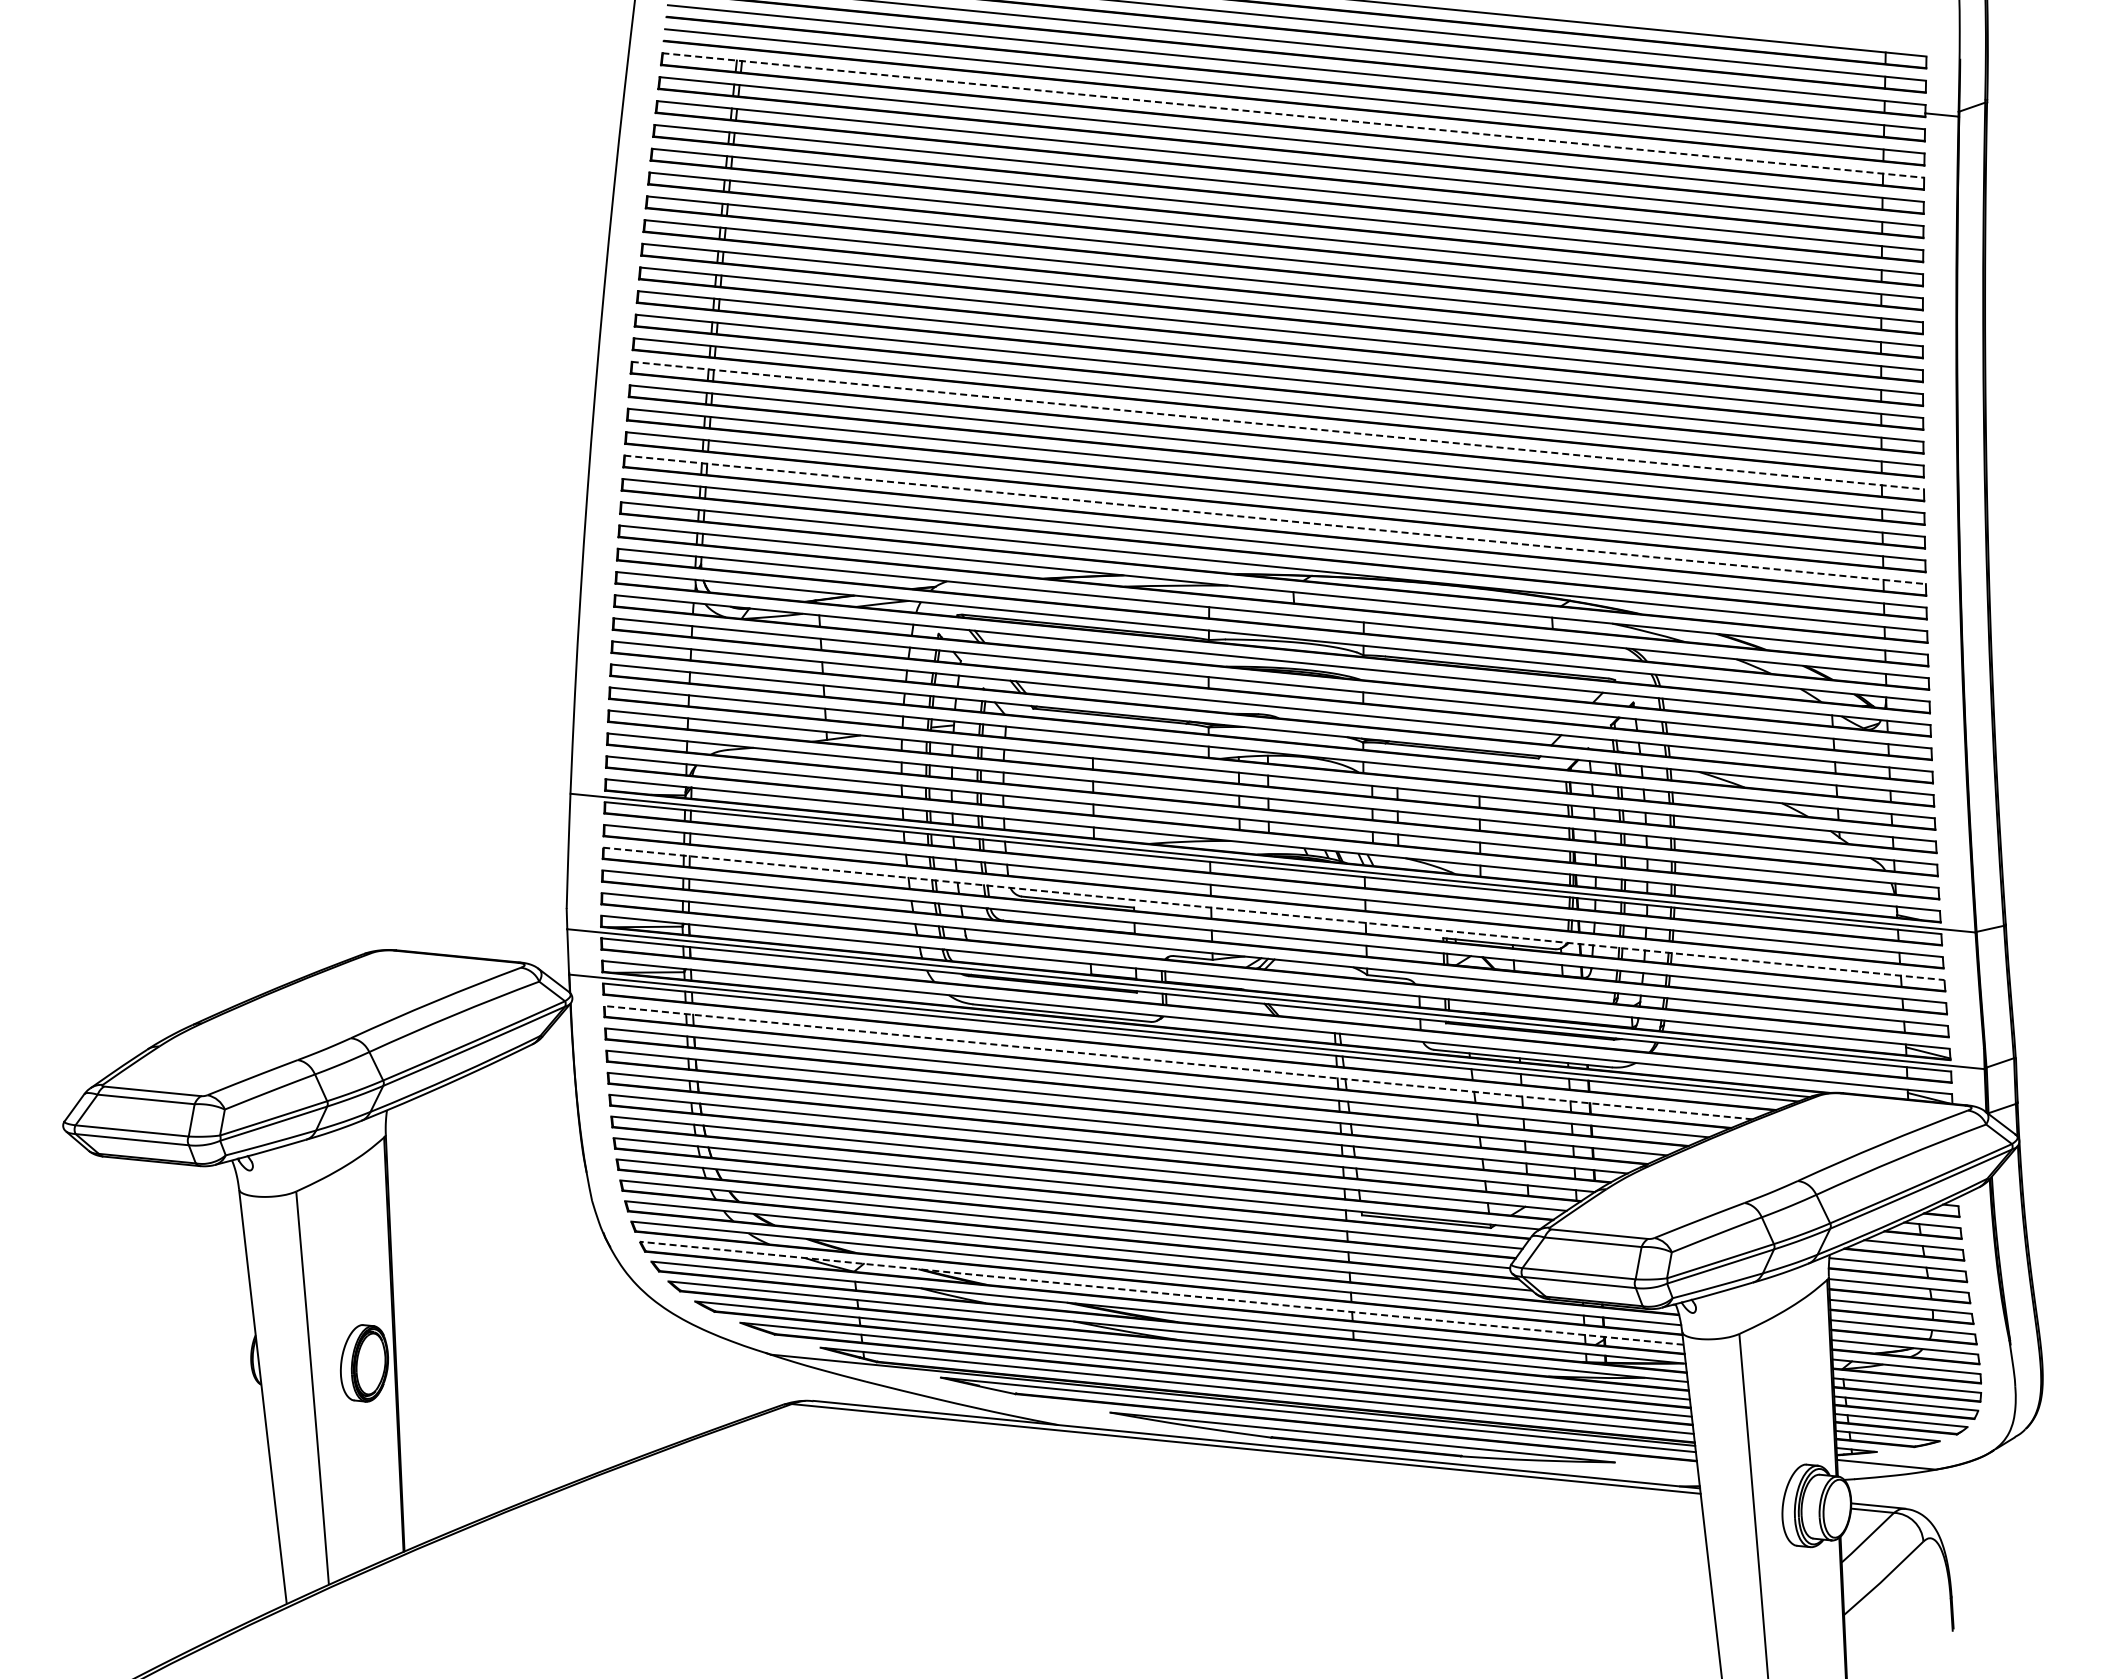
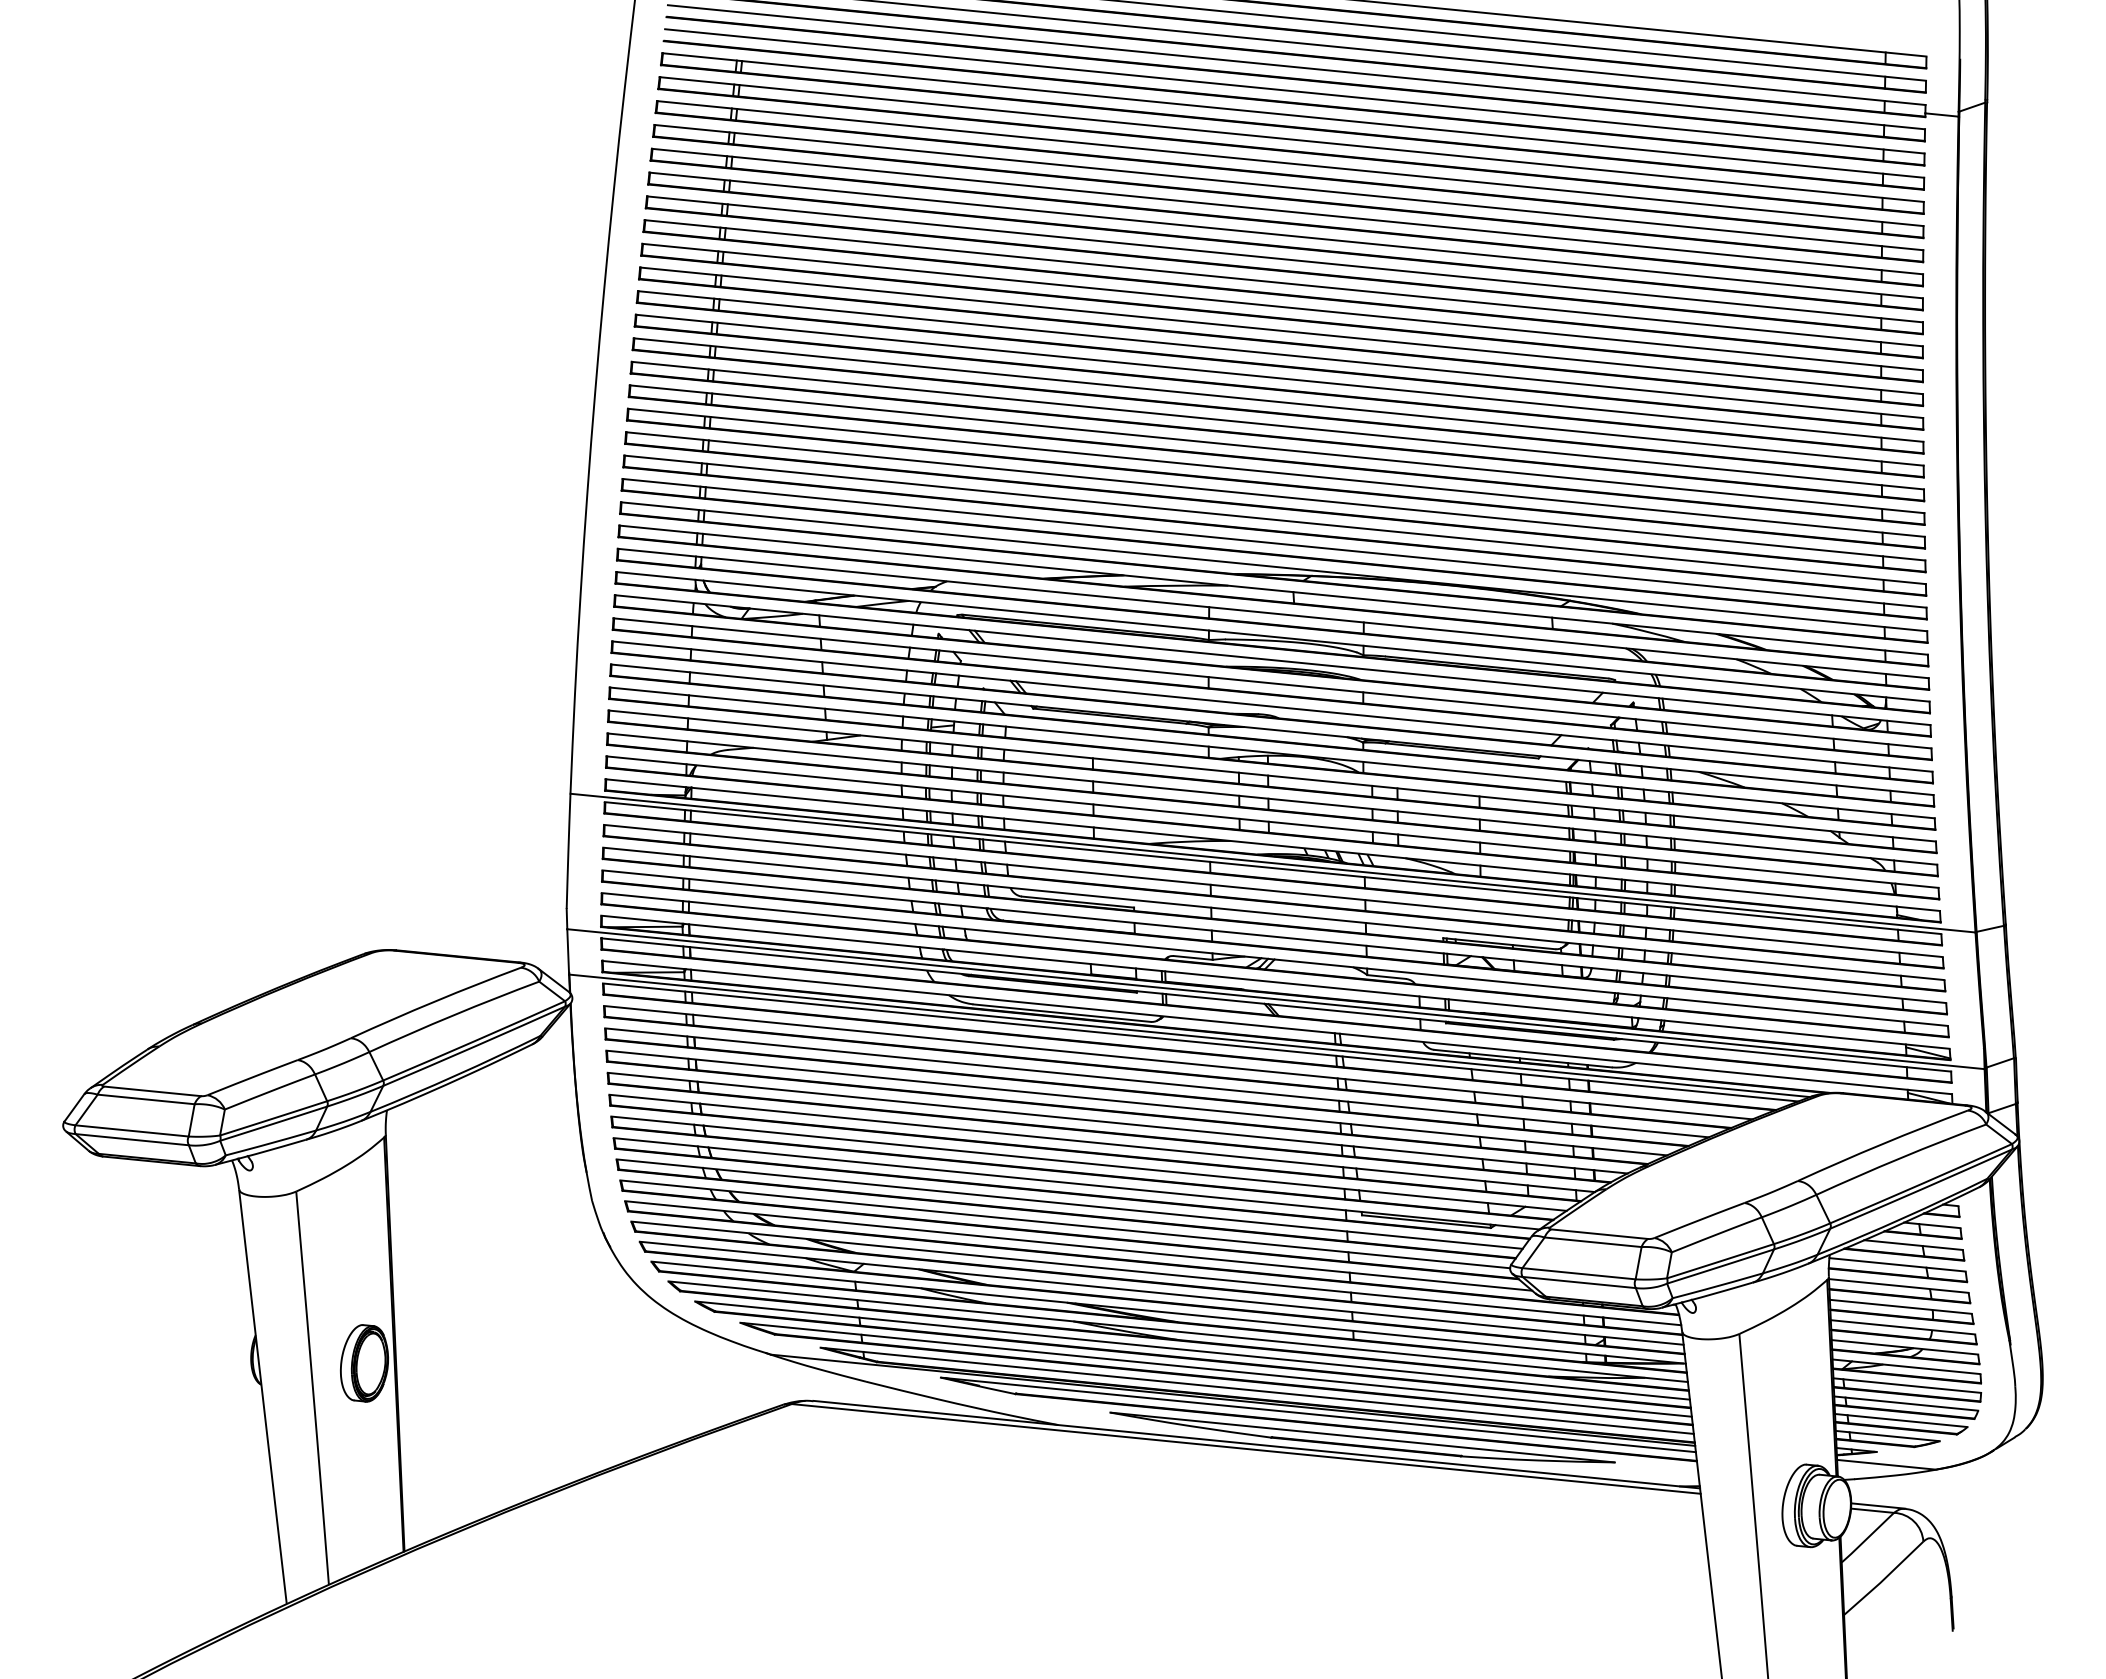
line: dashed -> solid (1293, 115)
line: dashed -> solid (1278, 425)
line: dashed -> solid (1275, 519)
line: dashed -> solid (1273, 913)
line: dashed -> solid (1177, 1062)
line: dashed -> solid (1161, 1293)
